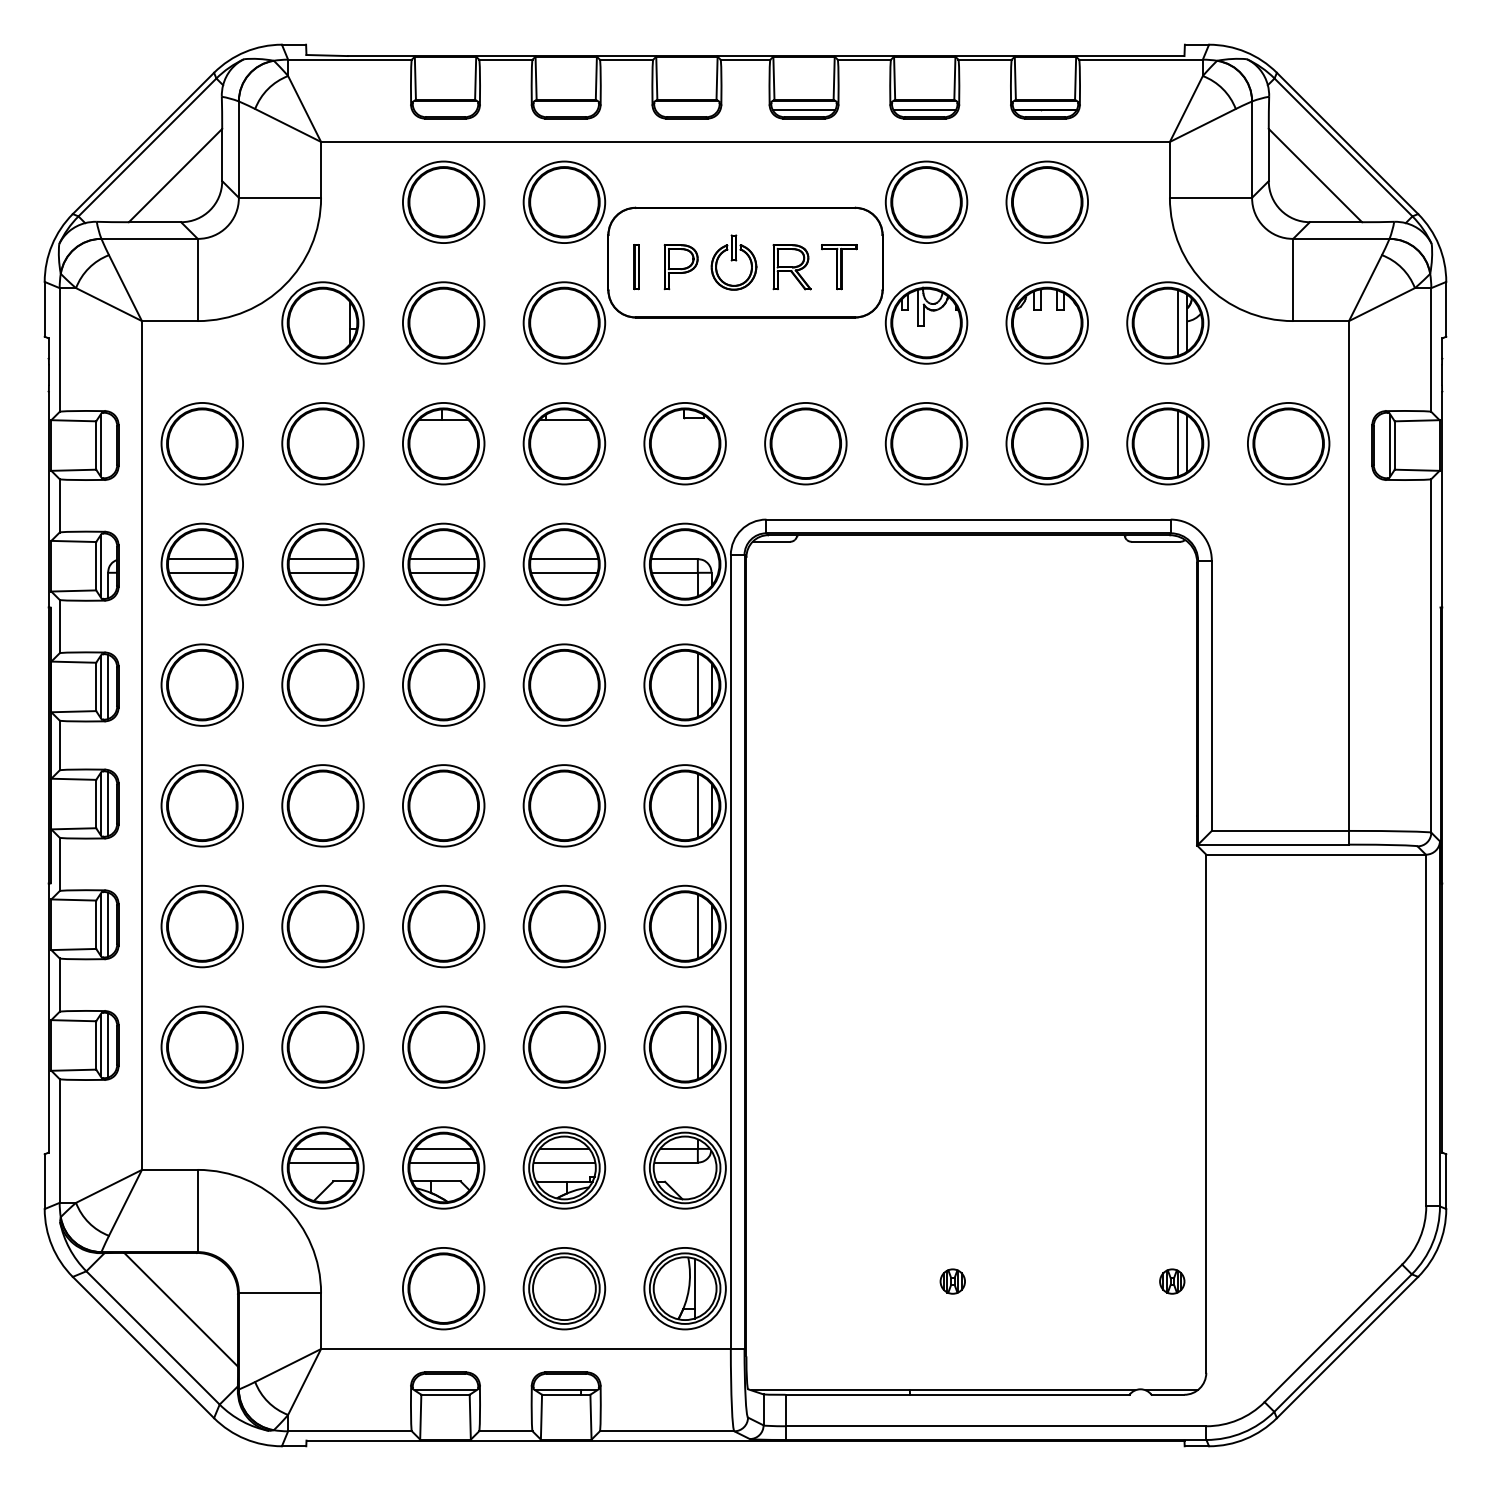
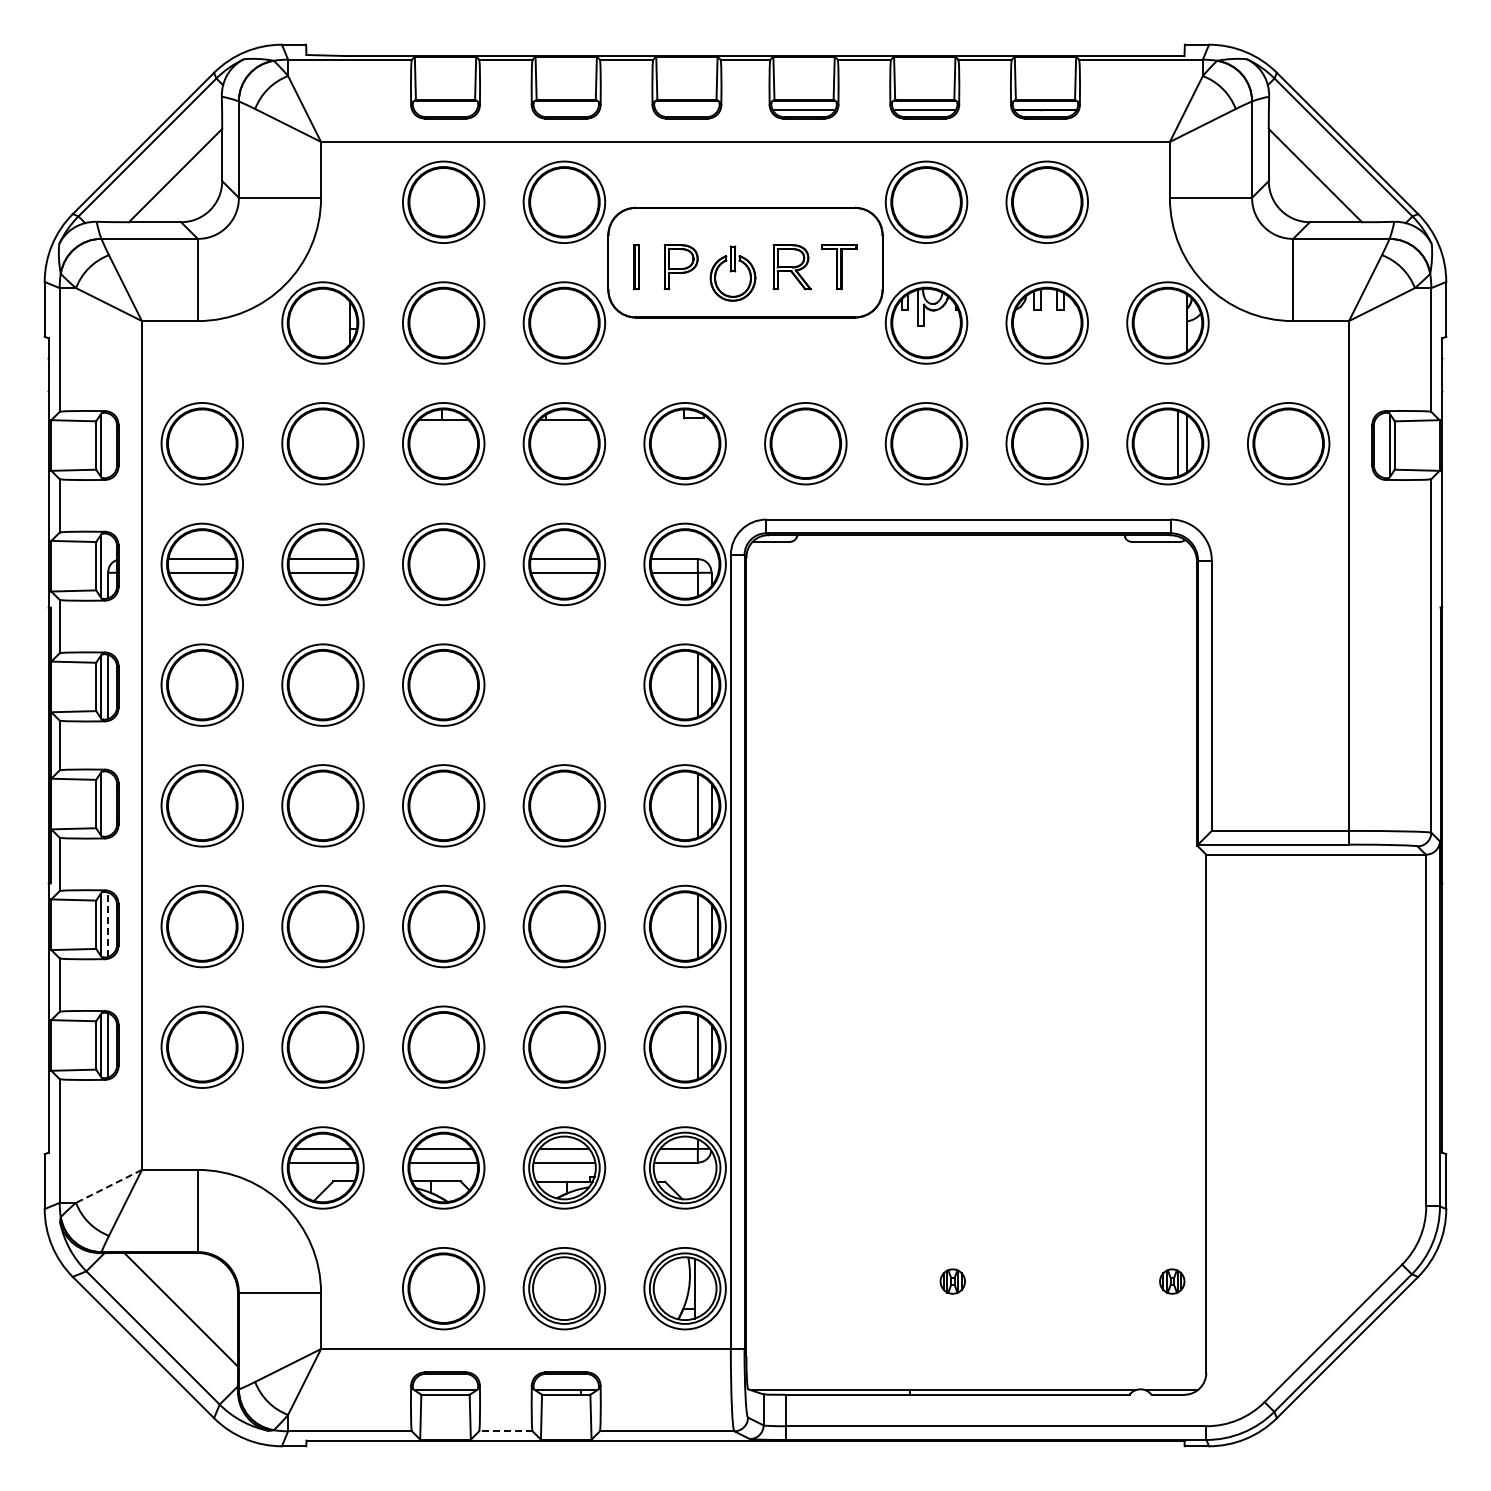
part position: (733, 262) -> (732, 273) (732, 273)
line: present -> none (1177, 322)
line: present -> none (443, 559)
line: present -> none (443, 572)
part: present -> none (564, 684)
line: present -> none (108, 804)
line: solid -> dashed (108, 924)
line: solid -> dashed (109, 1186)
line: solid -> dashed (505, 1431)
